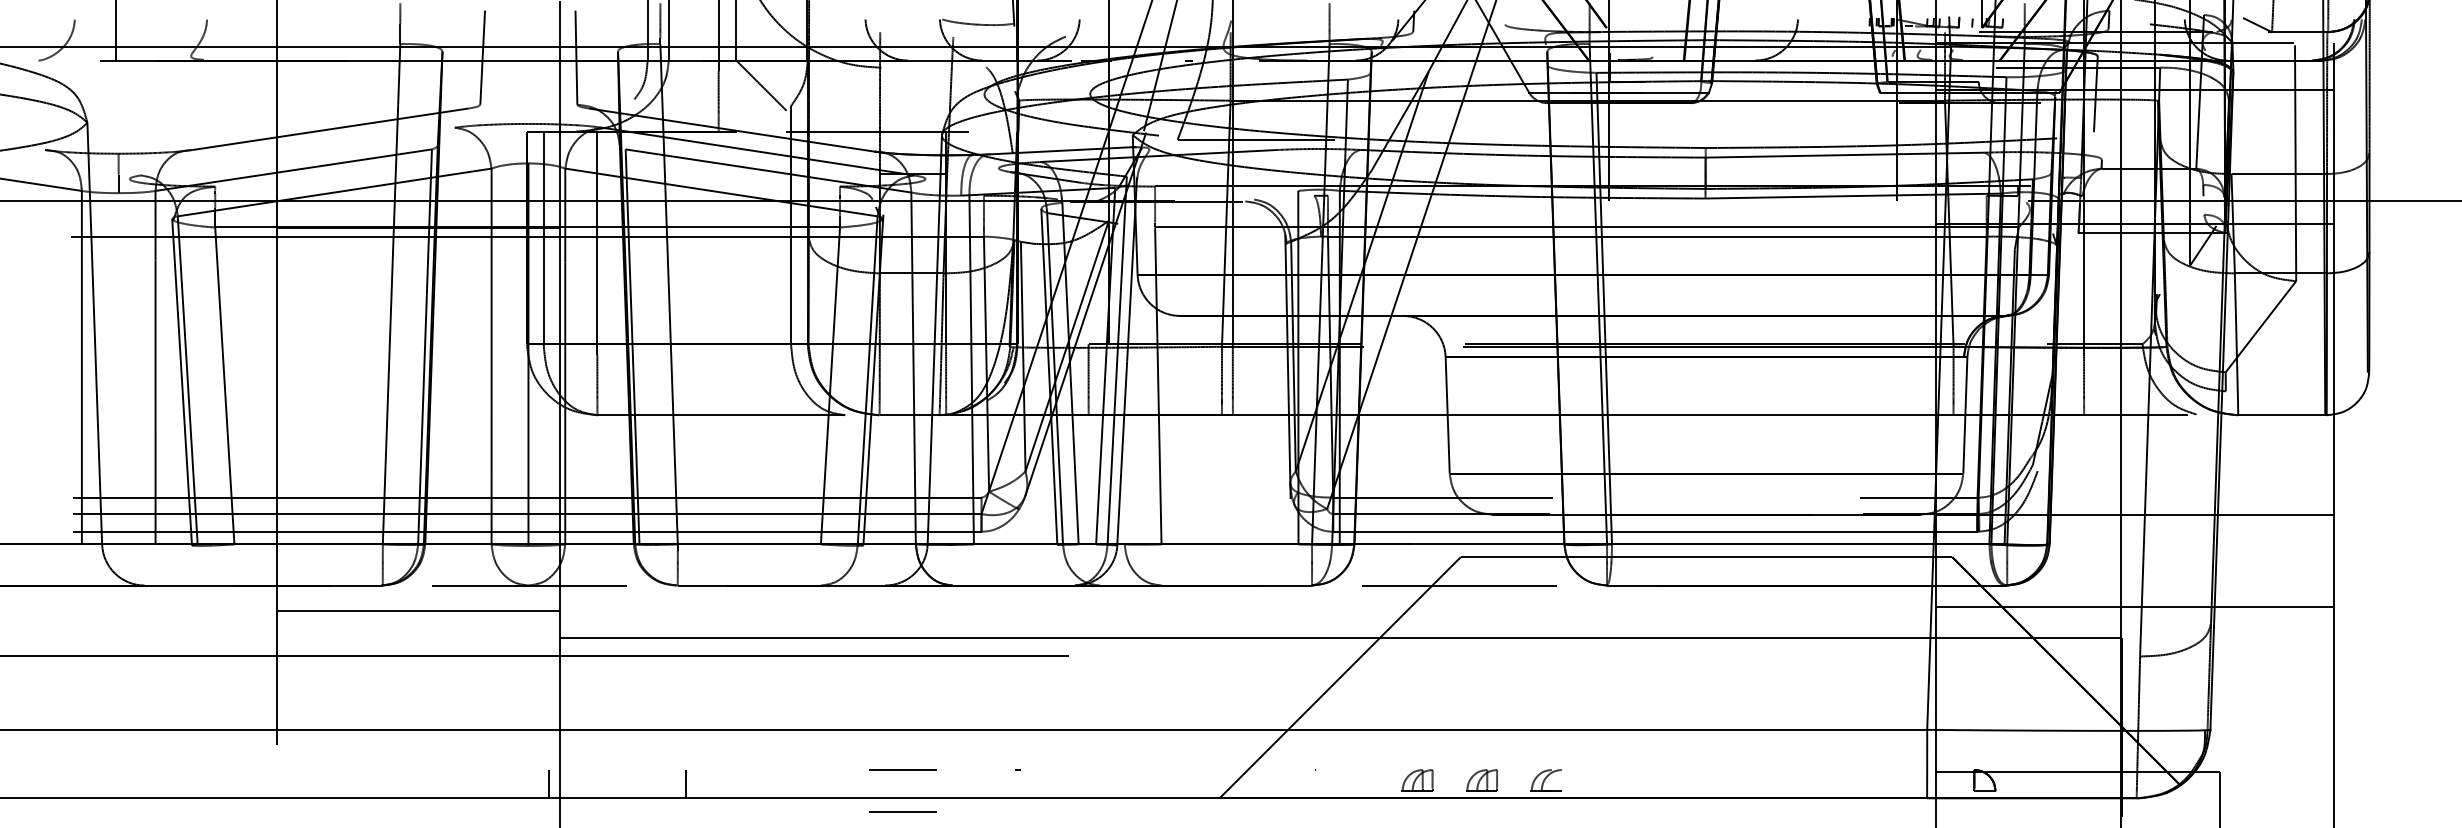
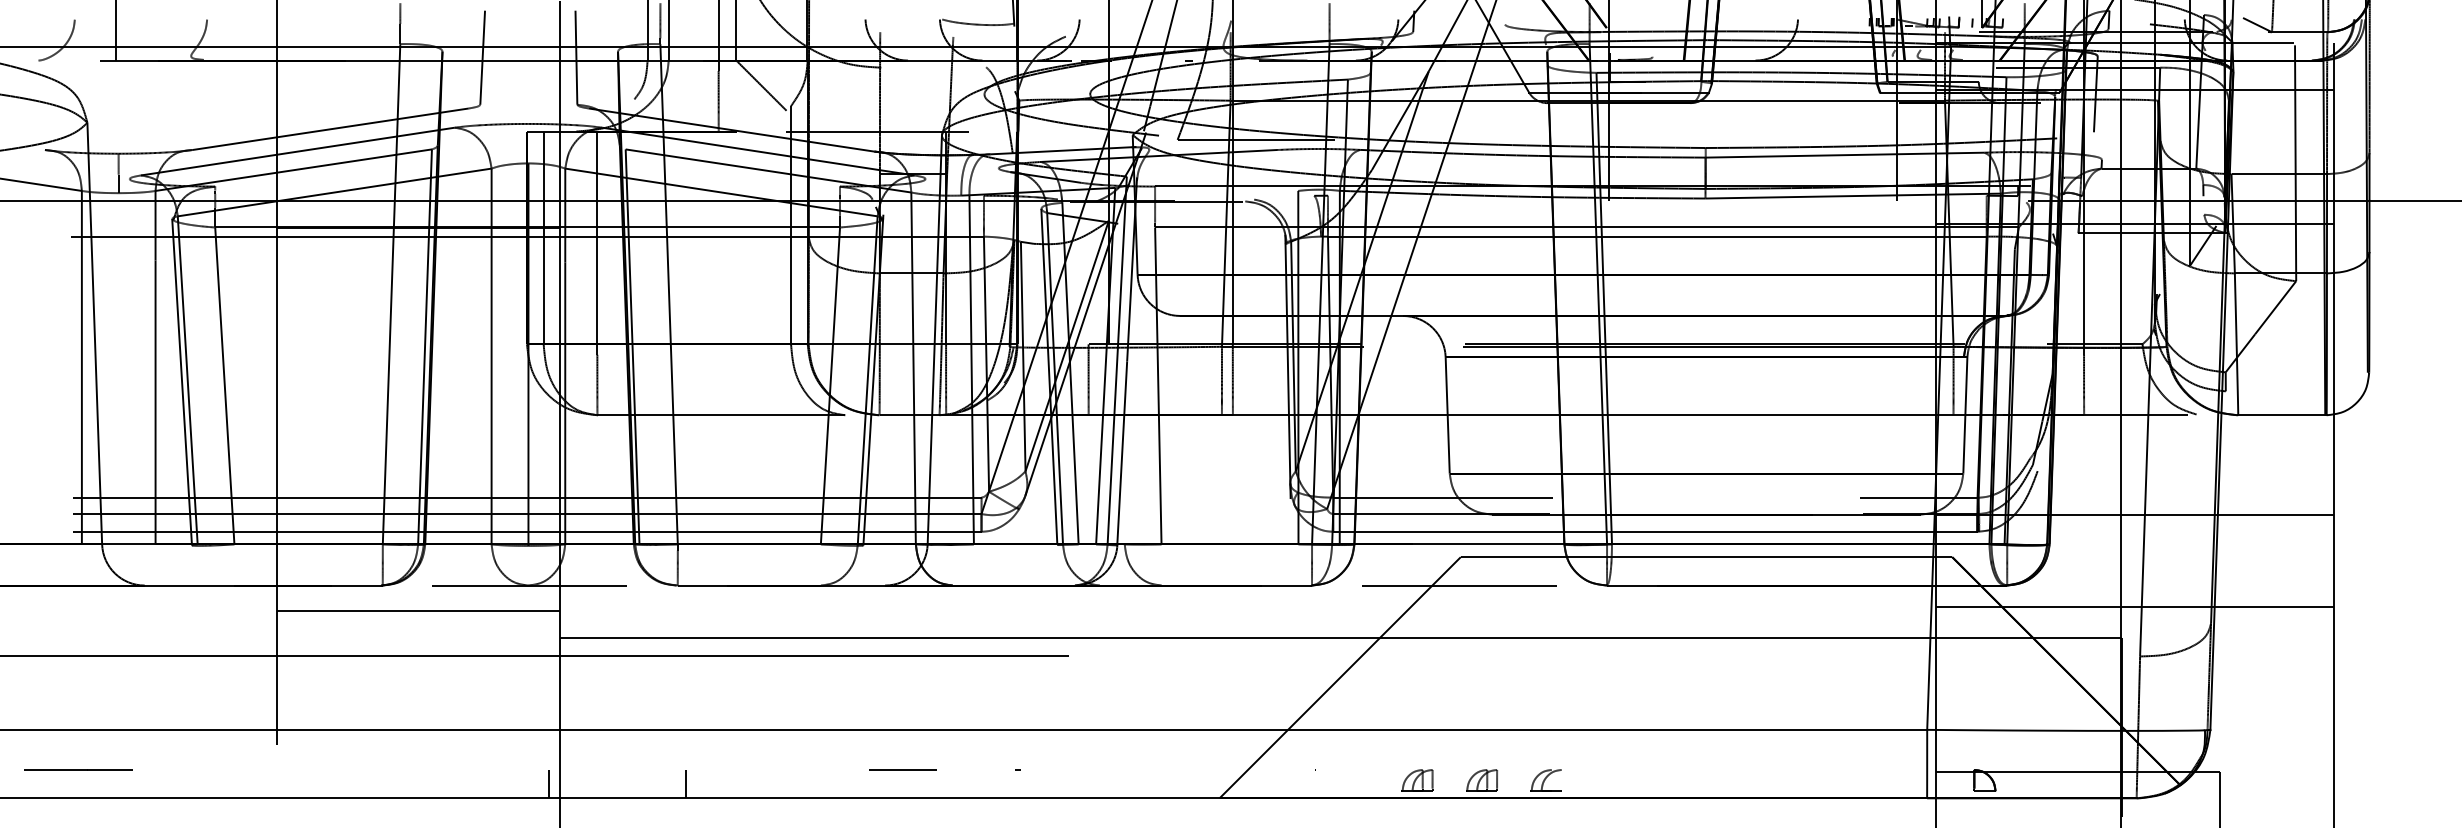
line: none -> present (297, 151)
line: none -> present (78, 769)
line: present -> none (902, 811)
